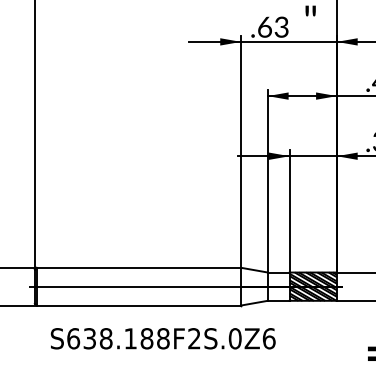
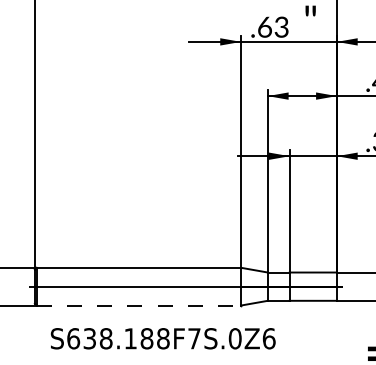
hatch: present -> none (312, 286)
line: solid -> dashed (139, 305)
text: S638.188F2S.0Z6 -> S638.188F7S.0Z6 (194, 338)
